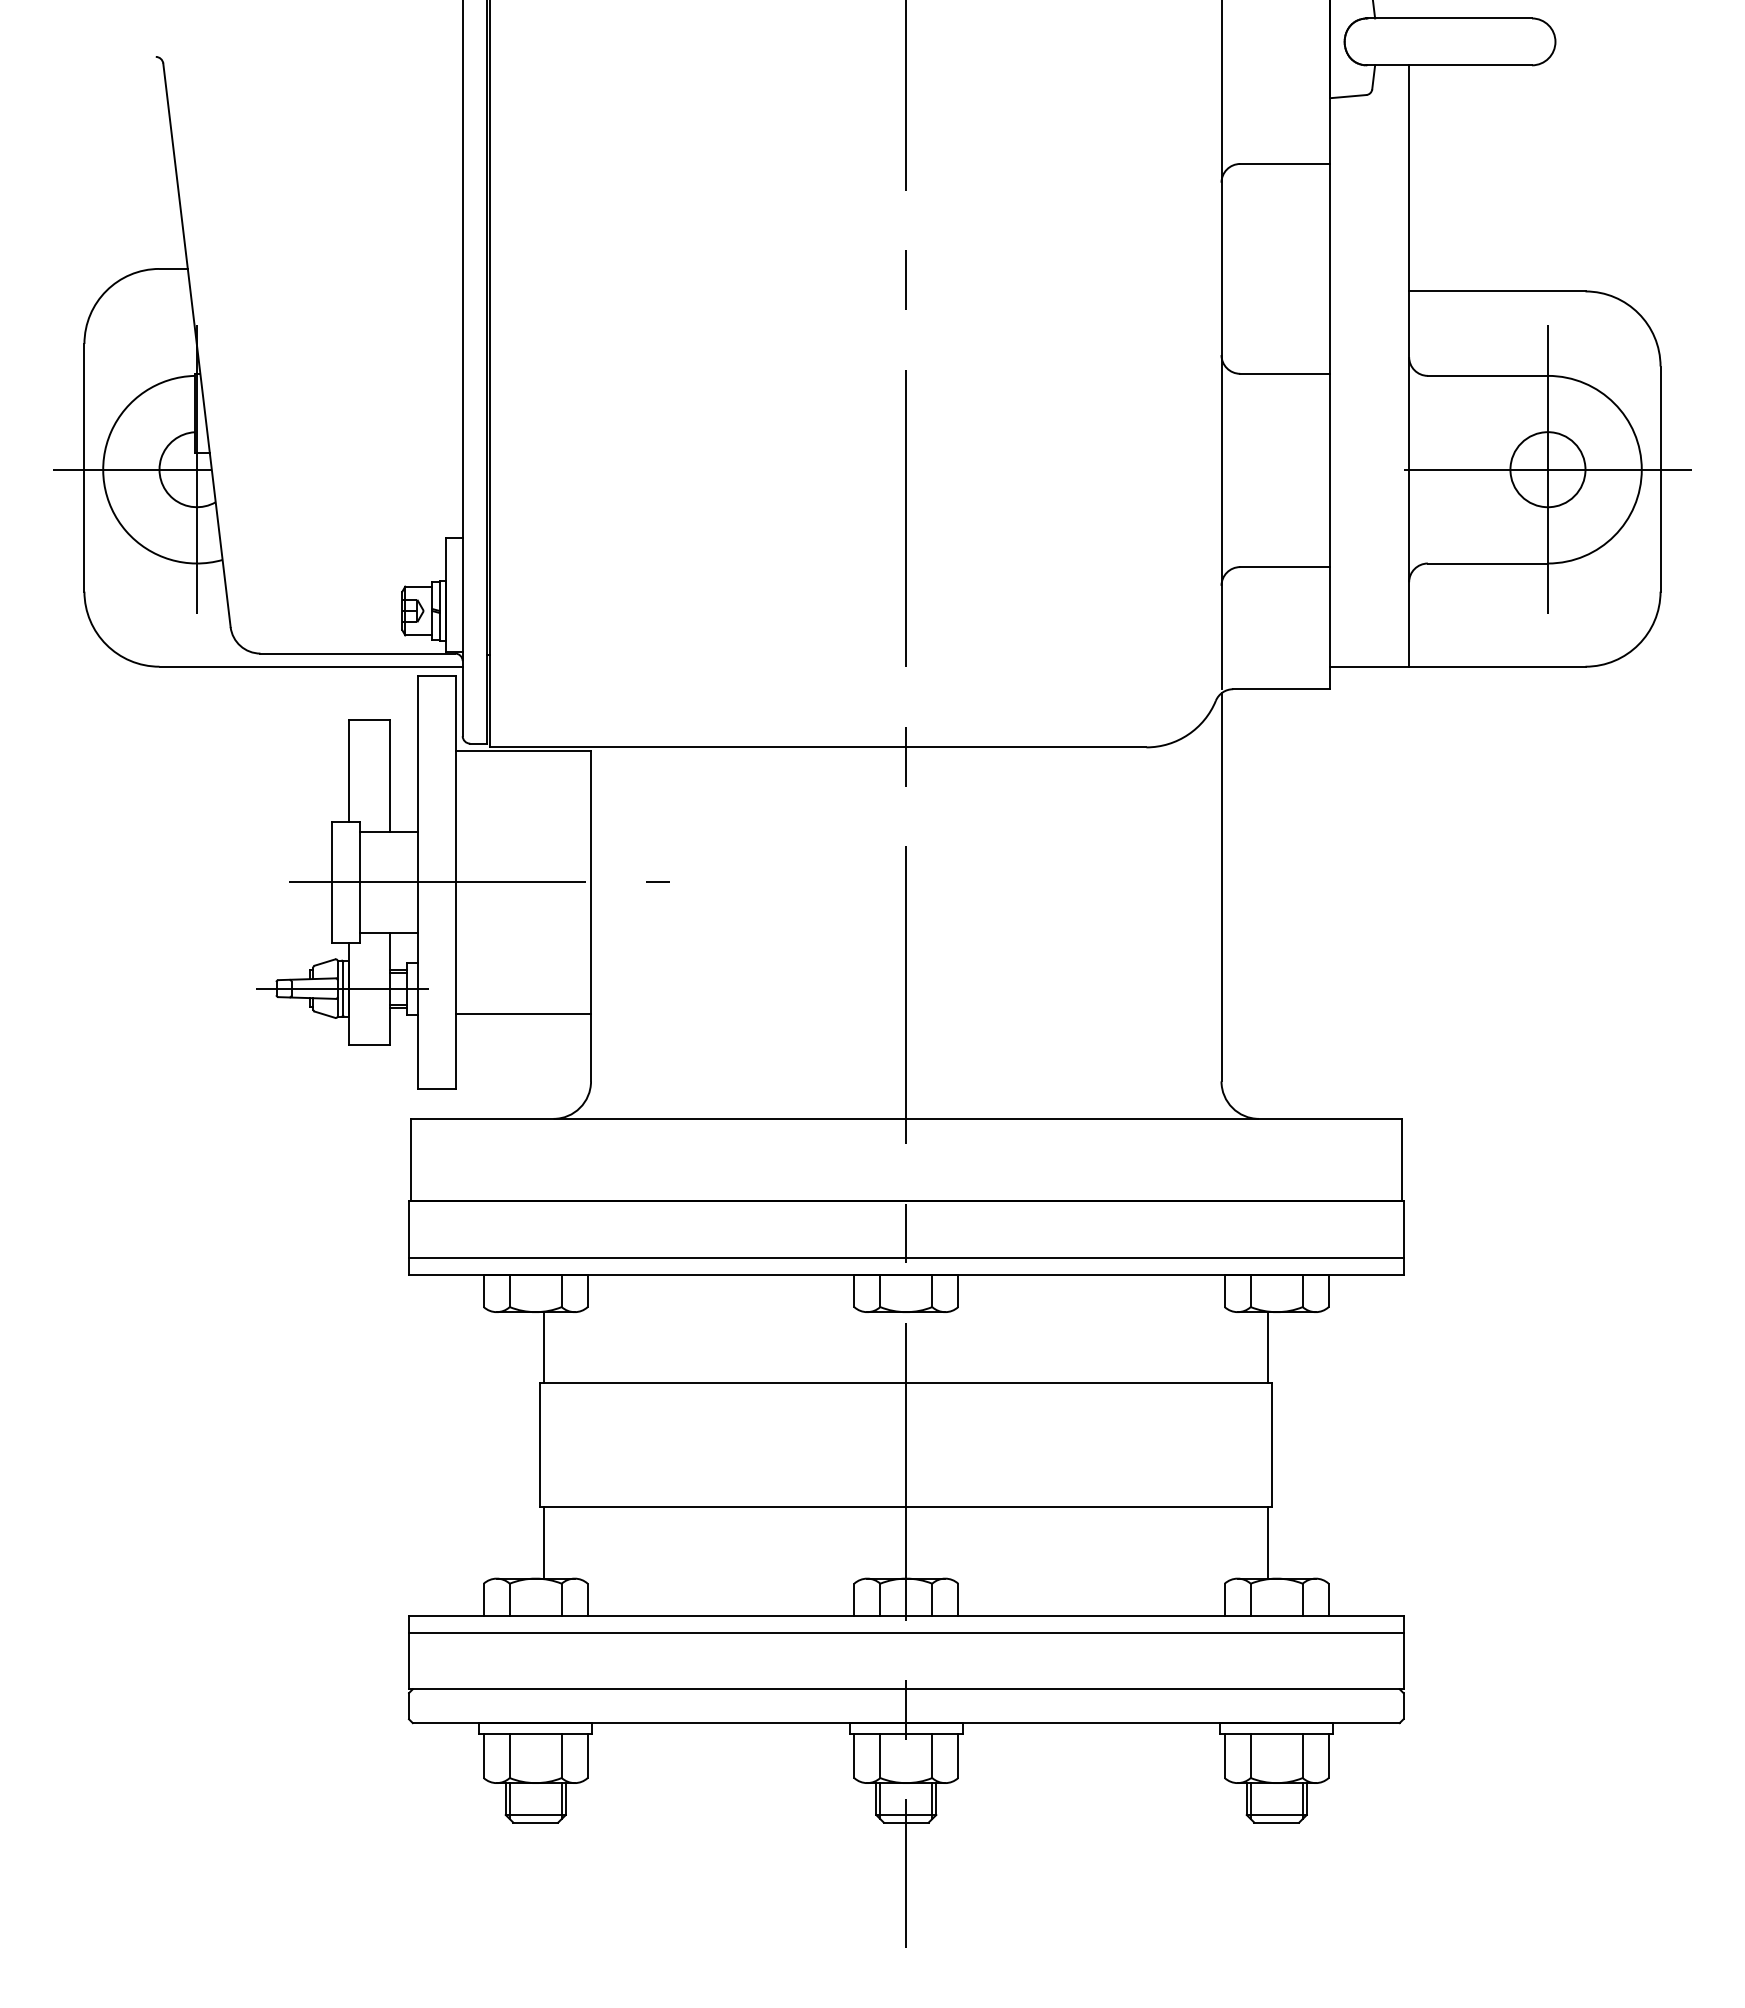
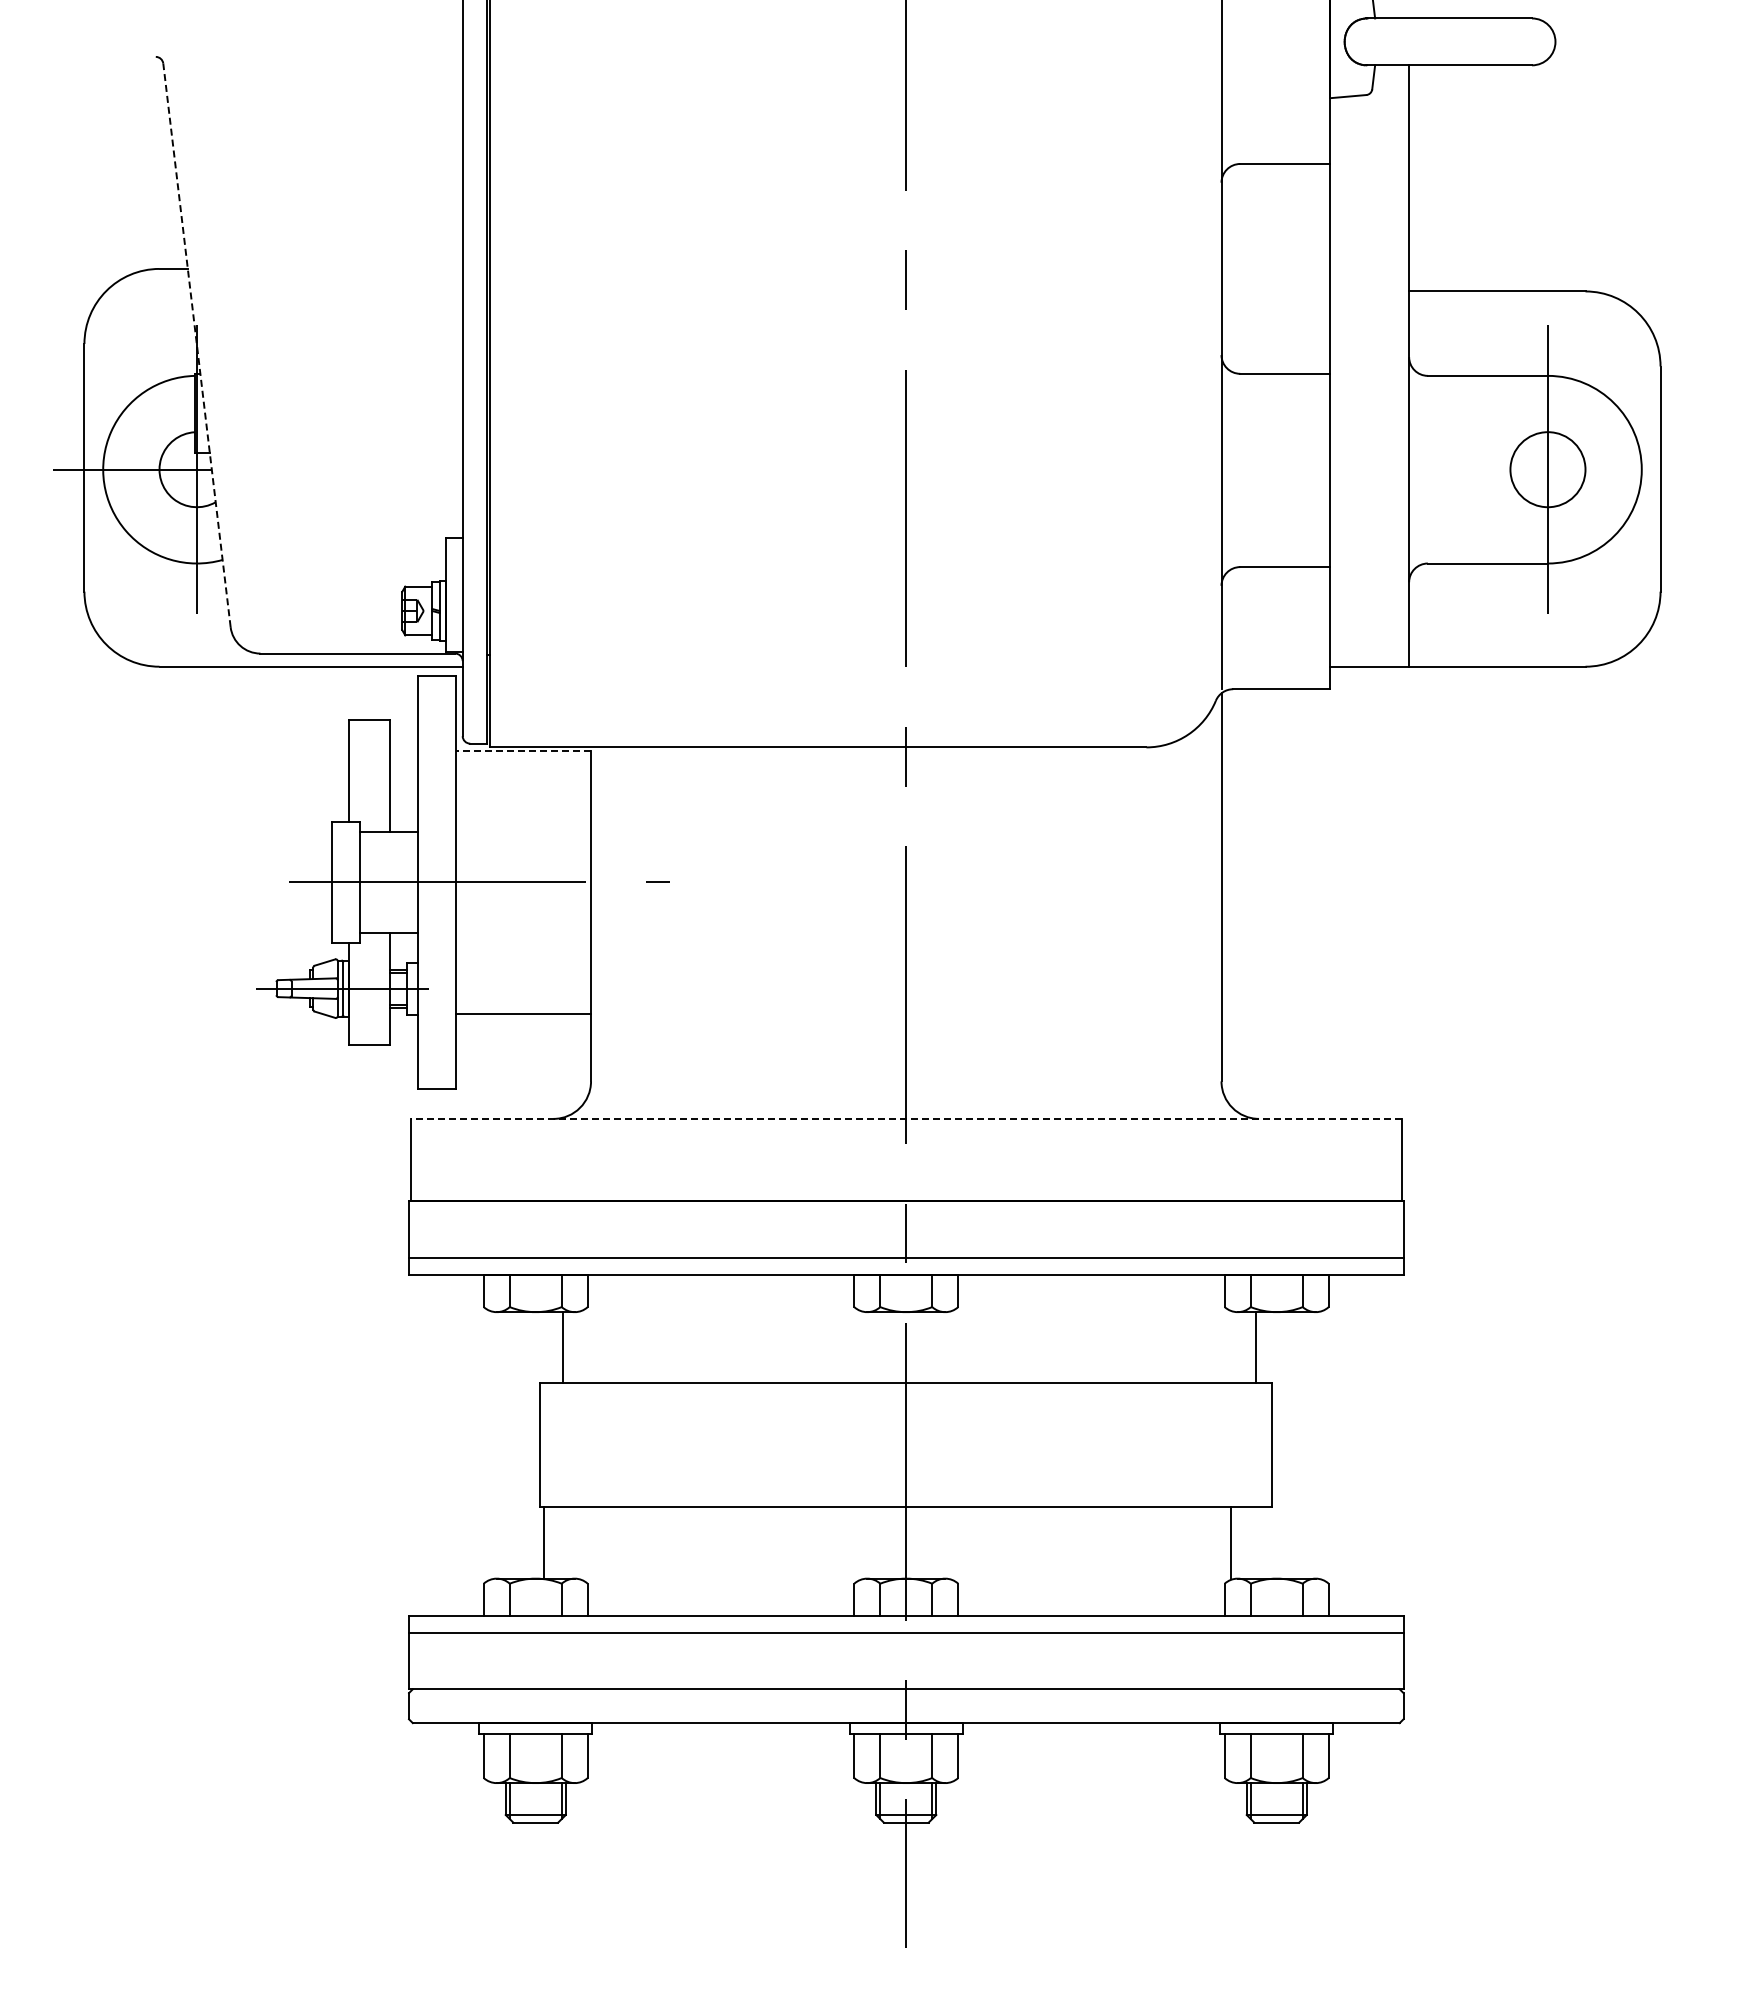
line: solid -> dashed (196, 345)
line: present -> none (1547, 469)
line: solid -> dashed (523, 751)
line: solid -> dashed (905, 1118)
line position: (544, 1347) -> (563, 1347) (563, 1347)
line position: (1268, 1347) -> (1256, 1347) (1256, 1347)
line position: (1268, 1542) -> (1231, 1542) (1231, 1542)
